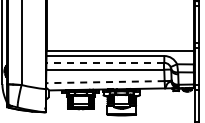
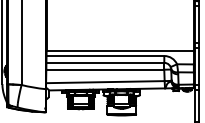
line: dashed -> solid (105, 62)
line: dashed -> solid (104, 82)
